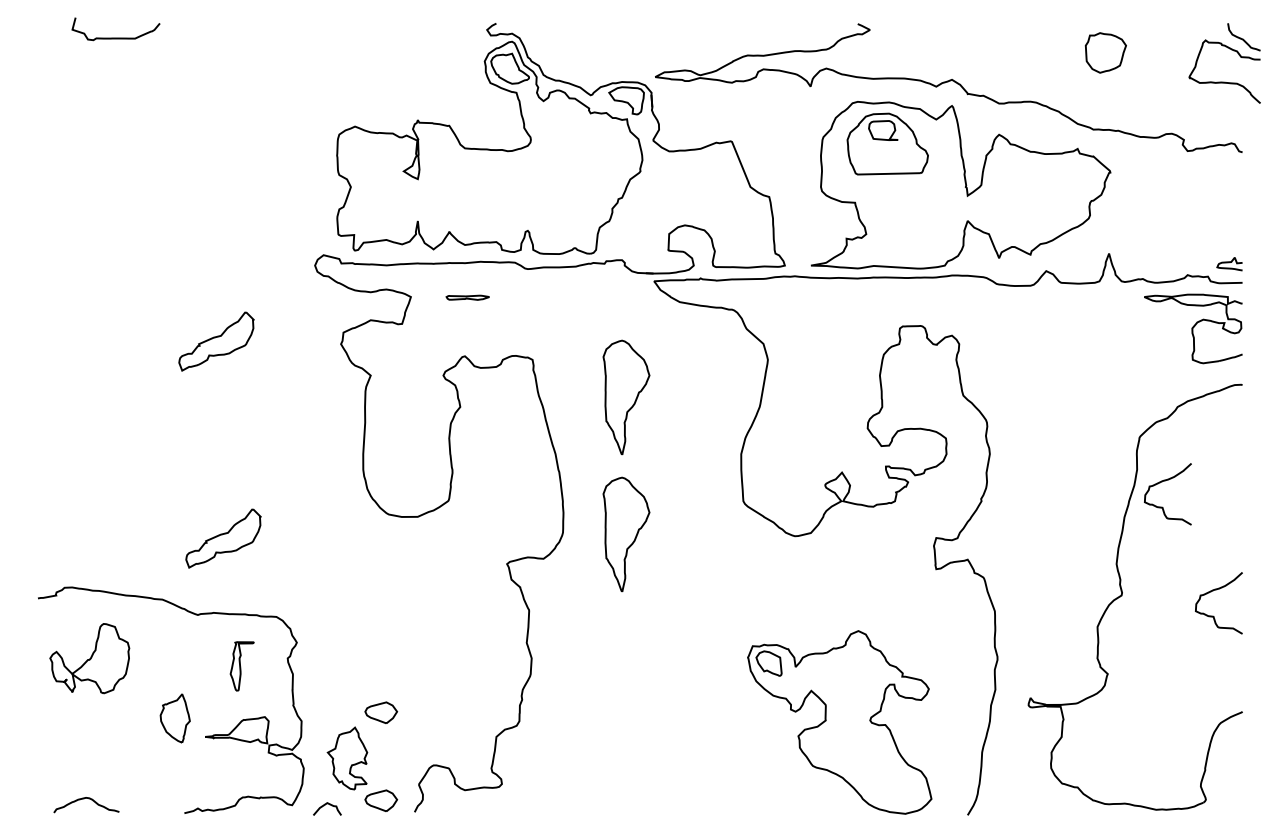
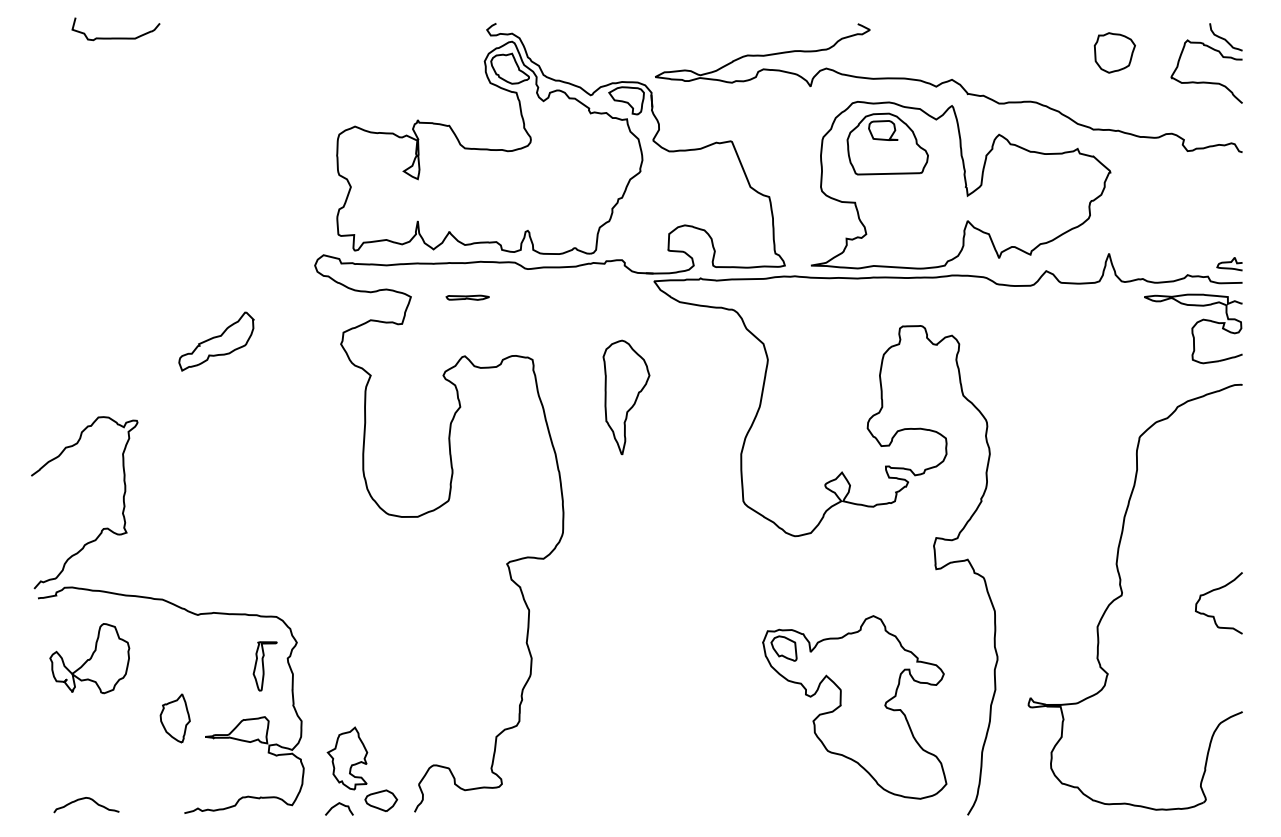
part position: (1231, 50) -> (1213, 50) (1213, 50)
part position: (1105, 52) -> (1114, 52) (1114, 52)
curve: present -> none (1162, 482)
curve: none -> present (102, 528)
part: present -> none (626, 534)
part: present -> none (223, 538)
part position: (241, 666) -> (264, 666) (264, 666)
part: present -> none (381, 712)
part position: (839, 722) -> (854, 707) (854, 707)
curve position: (325, 805) -> (337, 805) (337, 805)
